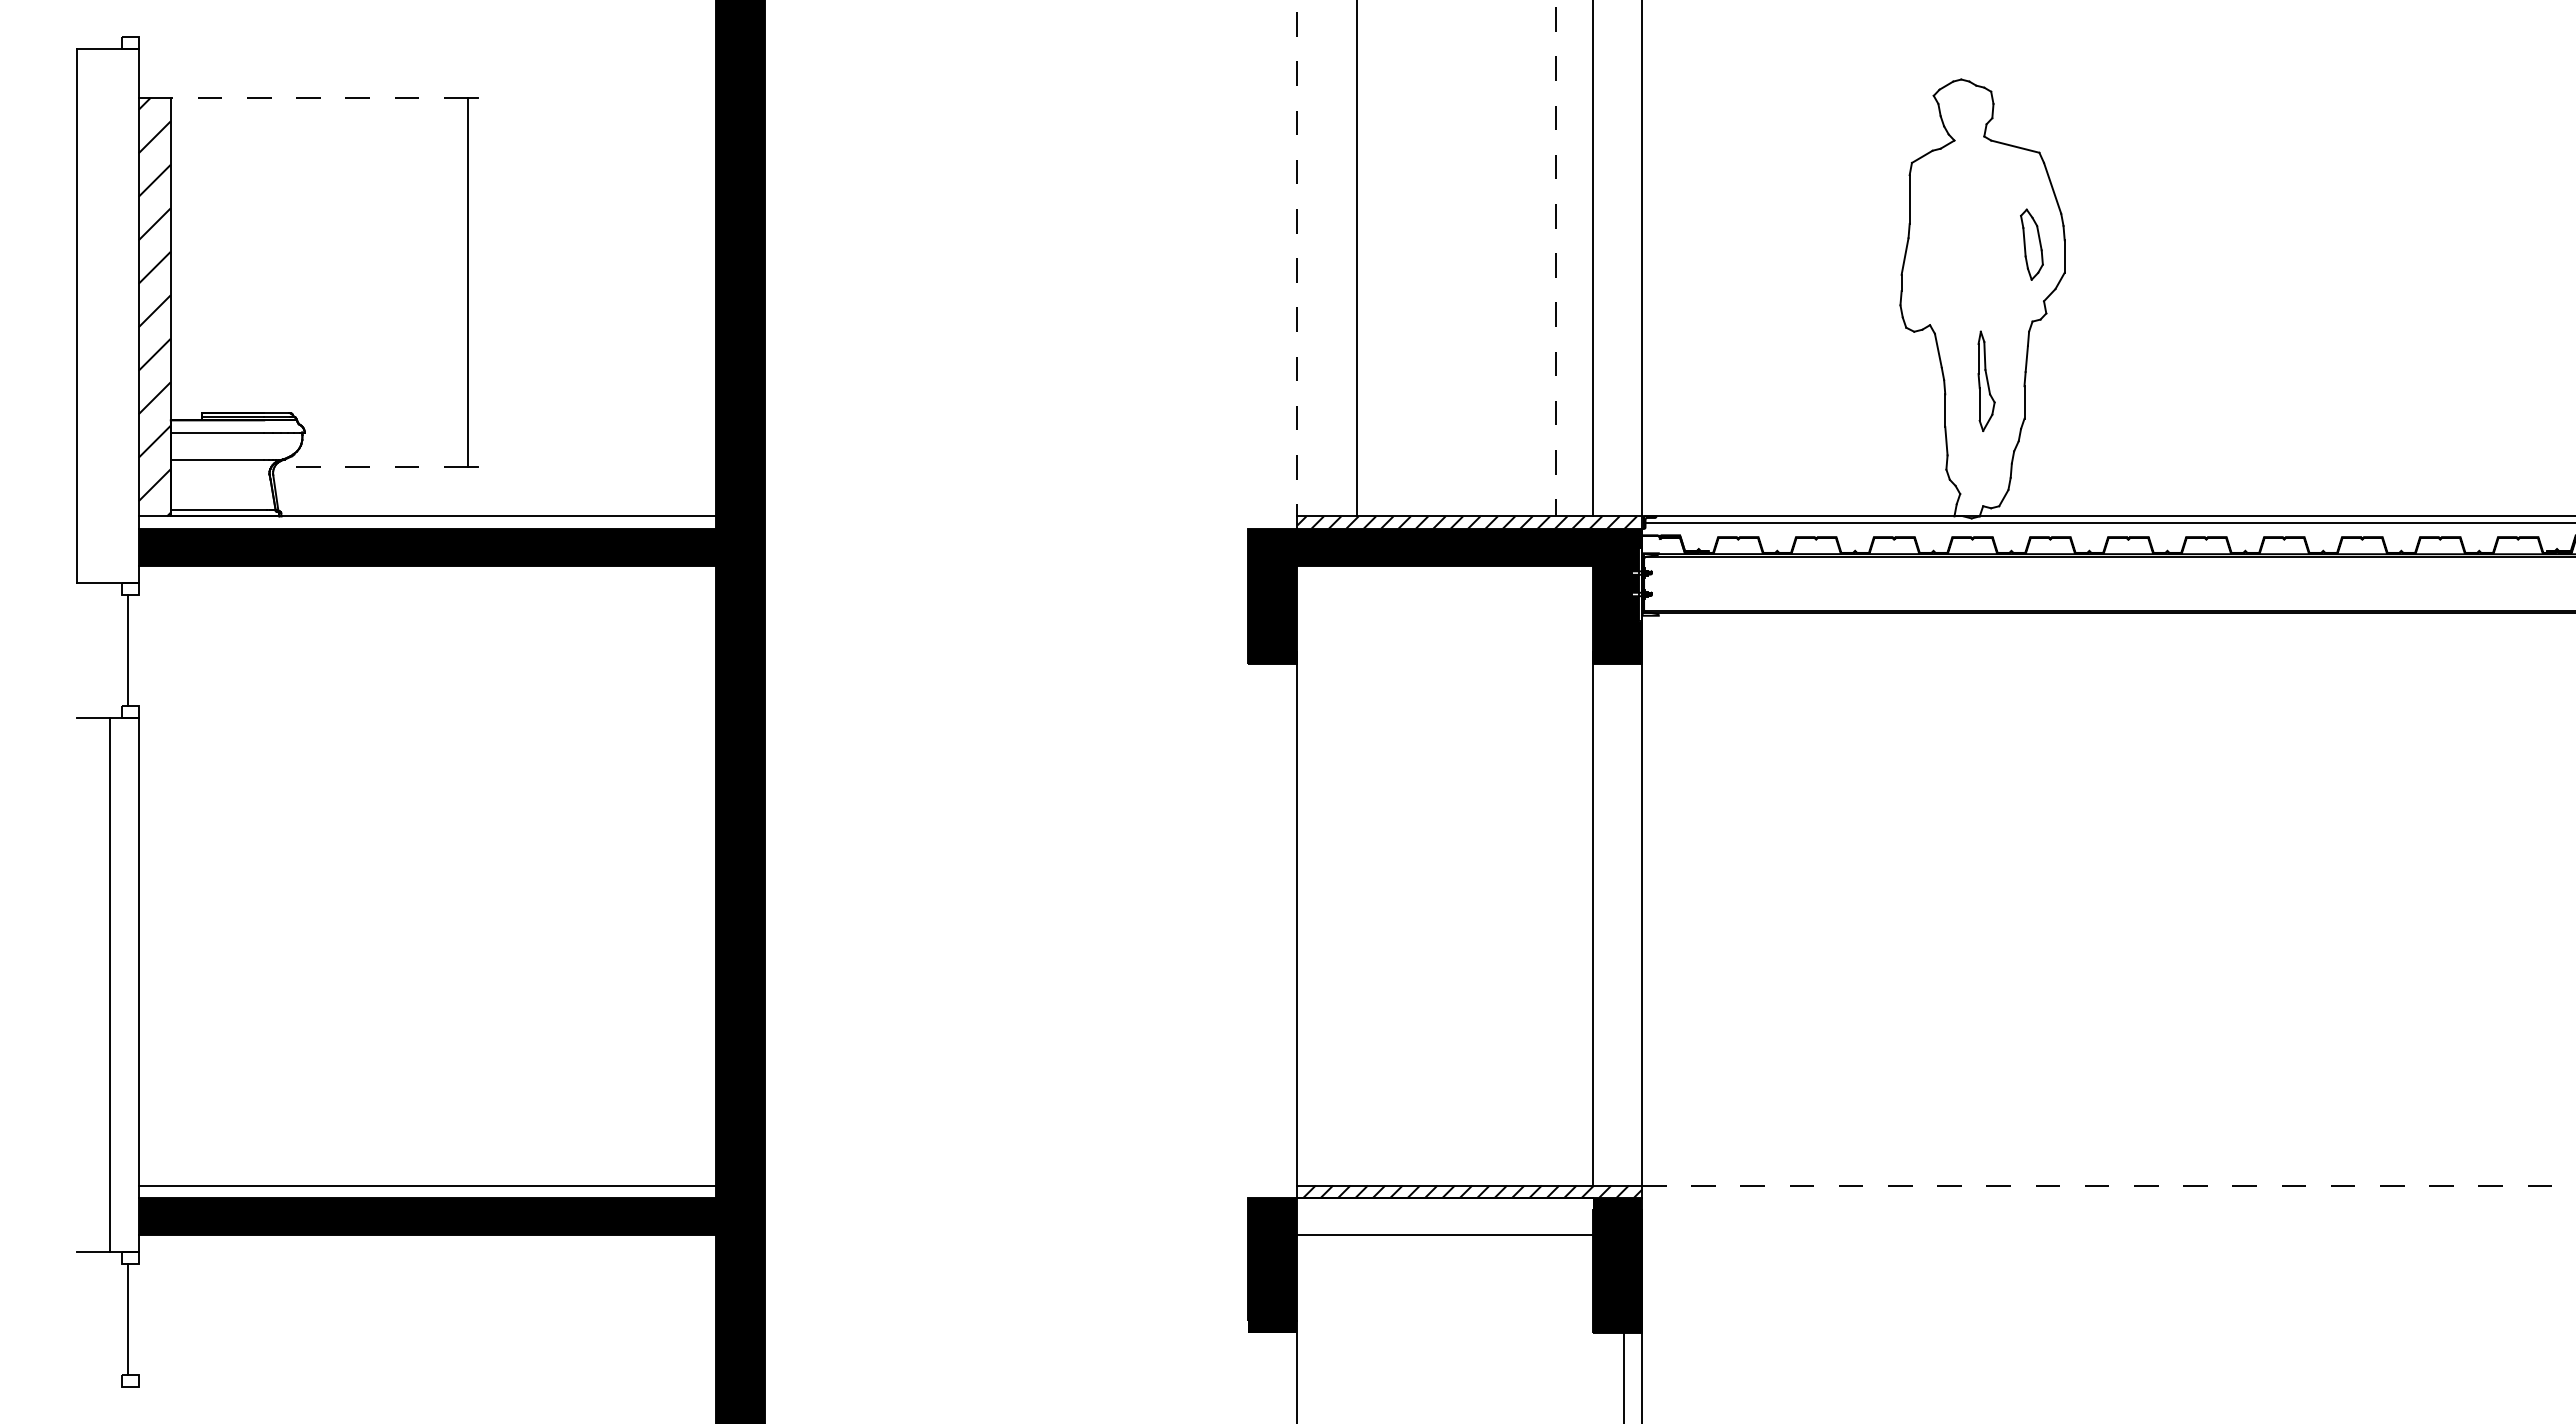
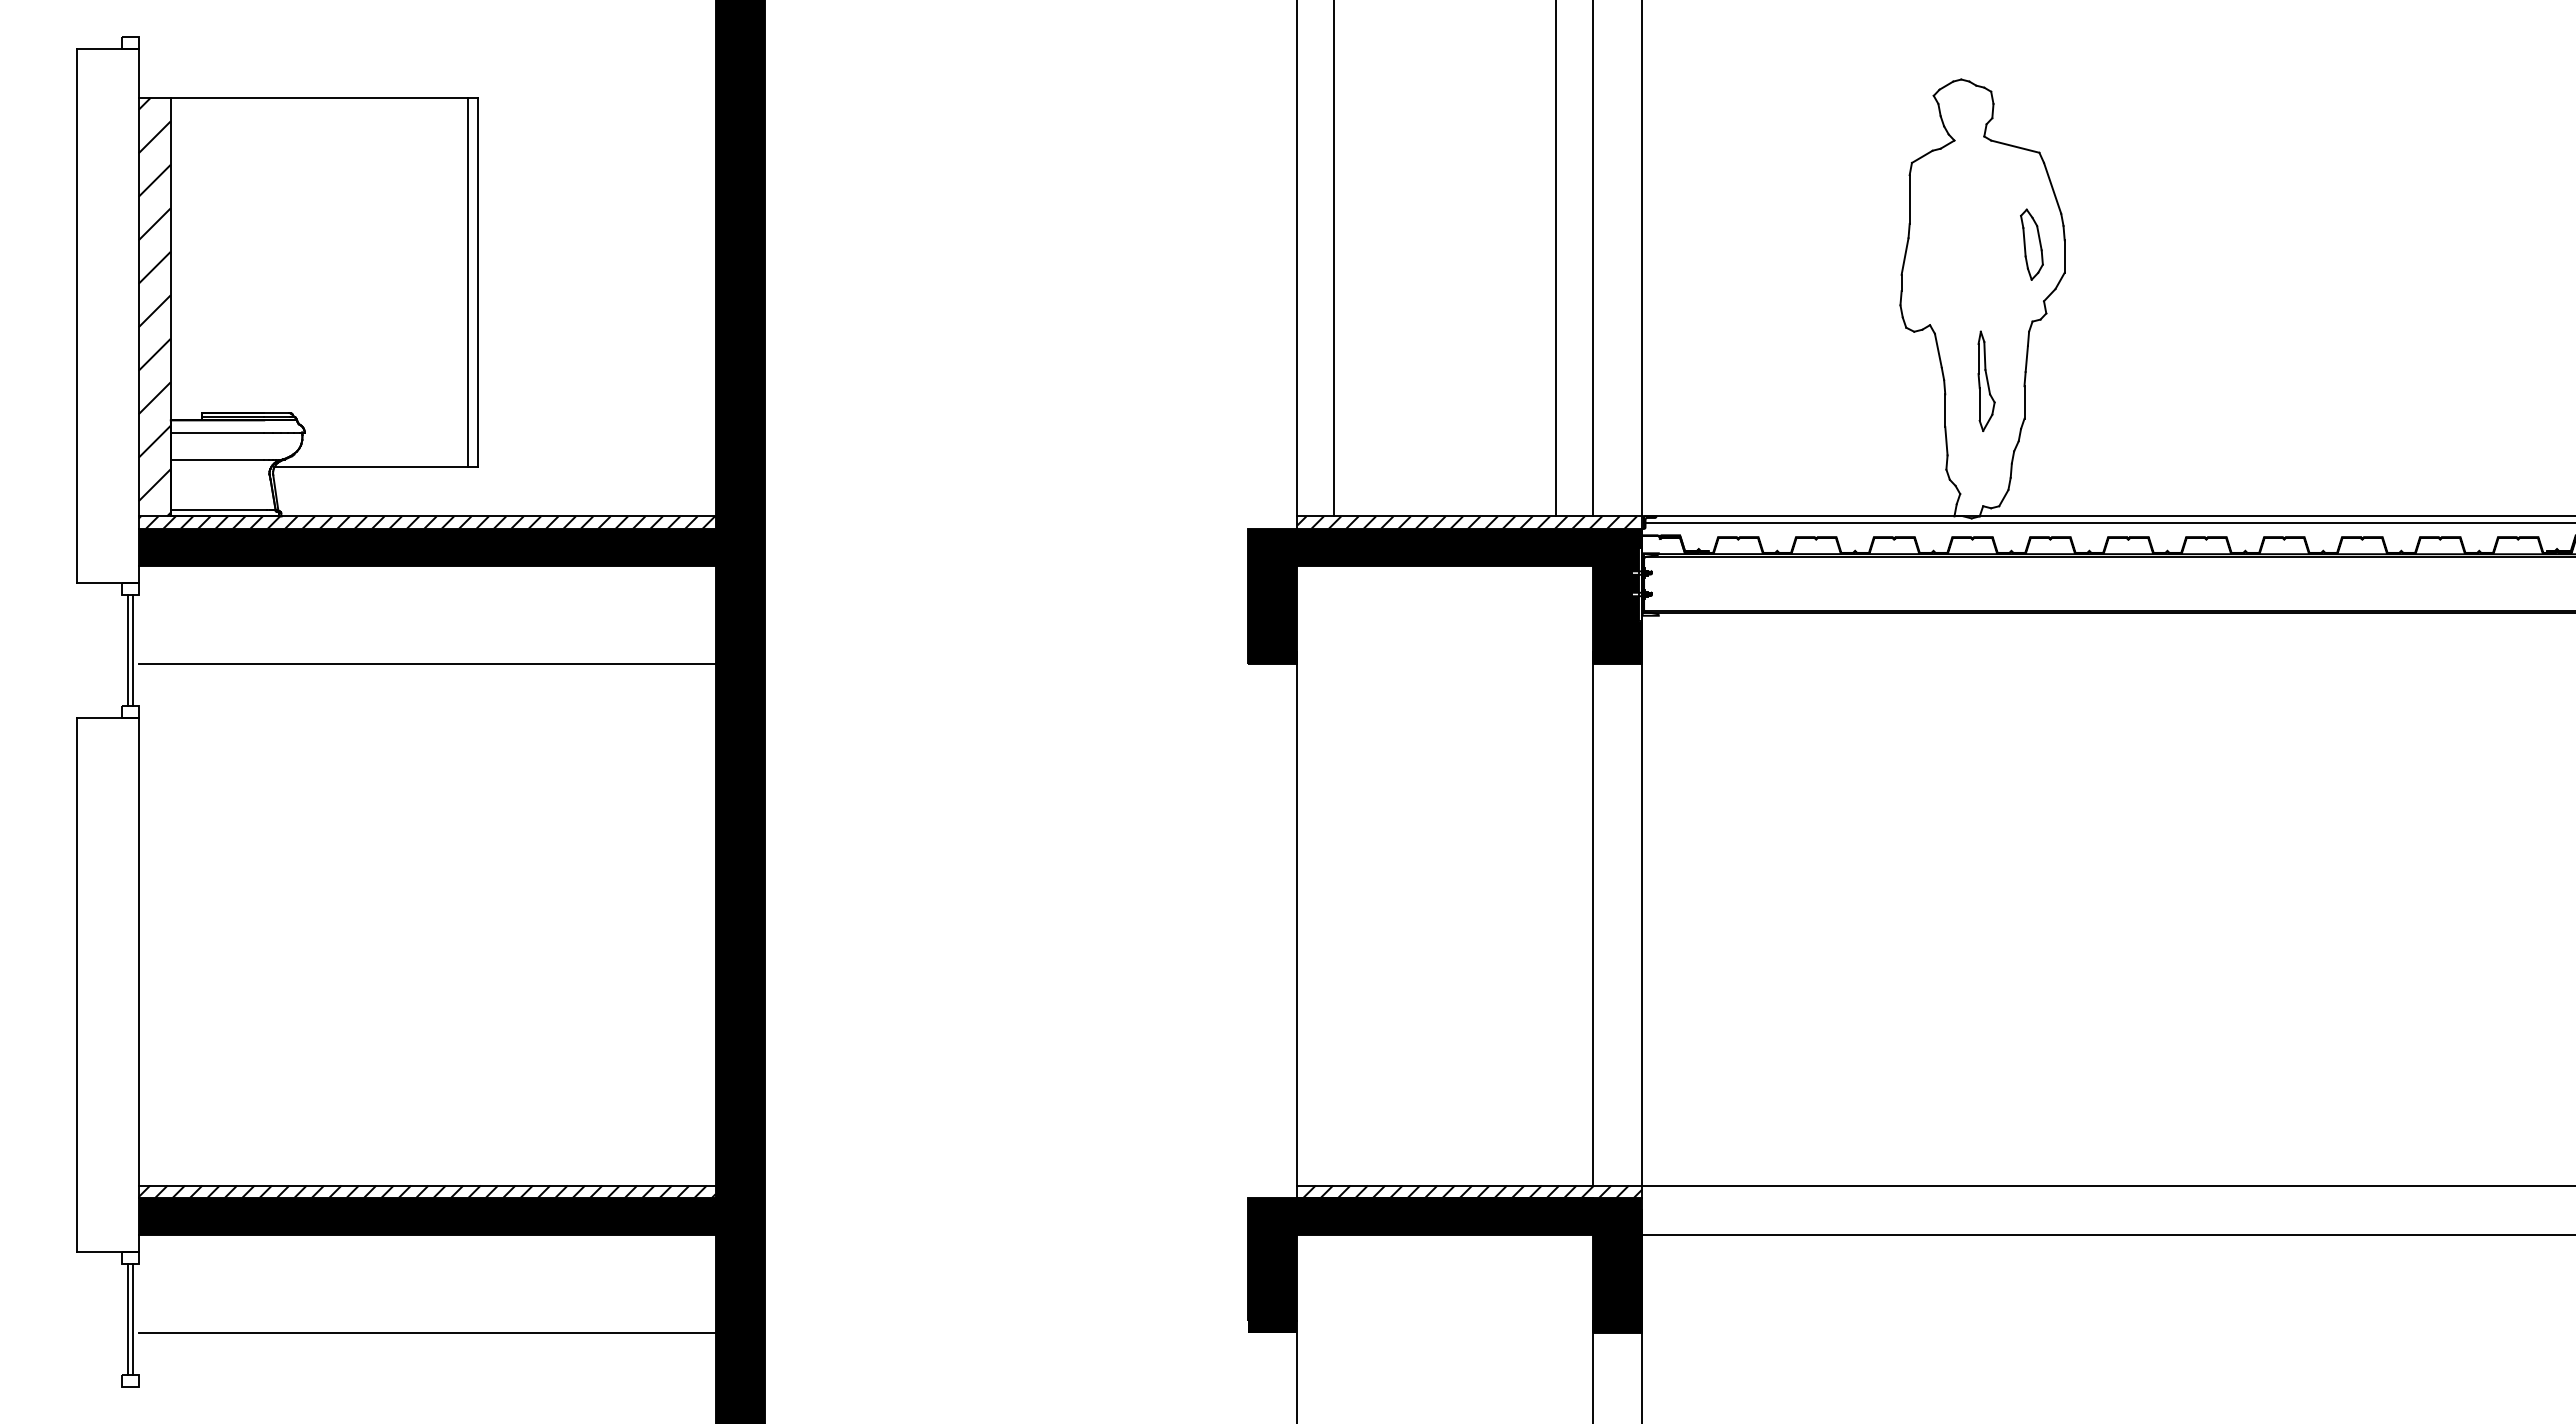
line: dashed -> solid (319, 98)
line: dashed -> solid (1555, 258)
line position: (1357, 259) -> (1334, 259) (1334, 259)
line: dashed -> solid (1297, 264)
line: none -> present (478, 282)
line: dashed -> solid (371, 467)
hatch: none -> present (426, 522)
line: none -> present (132, 650)
line: none -> present (426, 664)
line position: (110, 984) -> (77, 984) (77, 984)
line: dashed -> solid (2108, 1185)
hatch: none -> present (426, 1191)
fill: none -> present (1444, 1215)
line: none -> present (2106, 1234)
line: none -> present (132, 1319)
line: none -> present (426, 1333)
line position: (1623, 1370) -> (1592, 1370) (1592, 1370)
